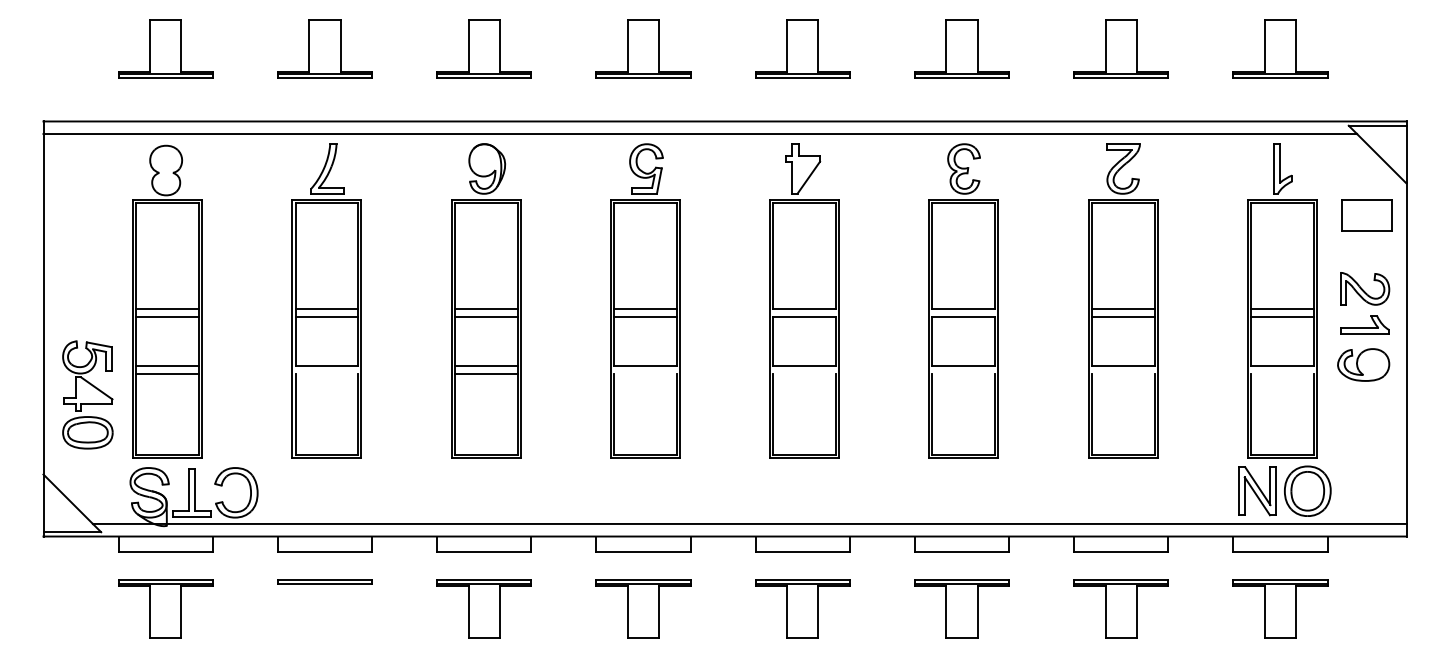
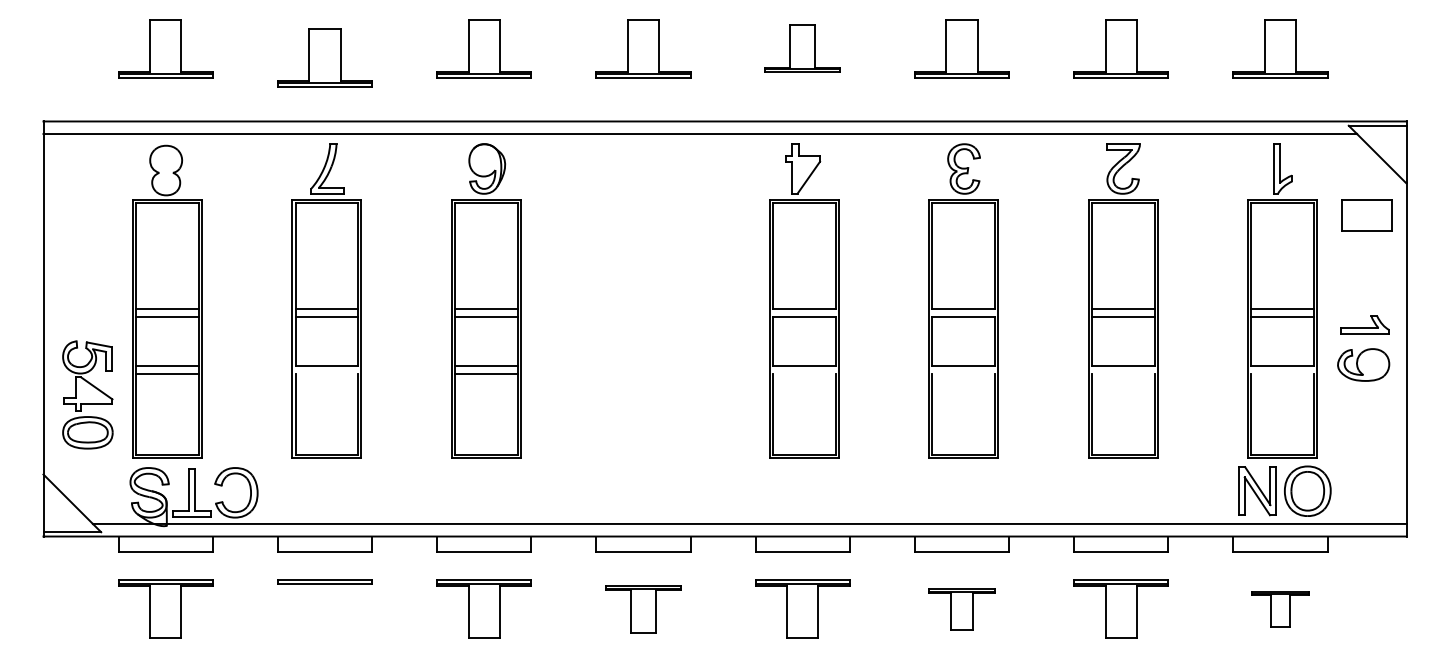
part position: (324, 48) -> (324, 57) (324, 57)
part size: 96x60 px -> 77x49 px (802, 48)
part: present -> none (1365, 288)
part: present -> none (645, 300)
part size: 97x60 px -> 77x49 px (643, 609)
part size: 96x60 px -> 68x43 px (961, 609)
part size: 97x60 px -> 59x37 px (1280, 609)
